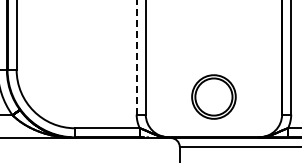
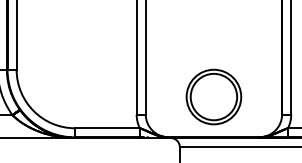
line: dashed -> solid (136, 57)
part size: 46x46 px -> 58x58 px (213, 96)
